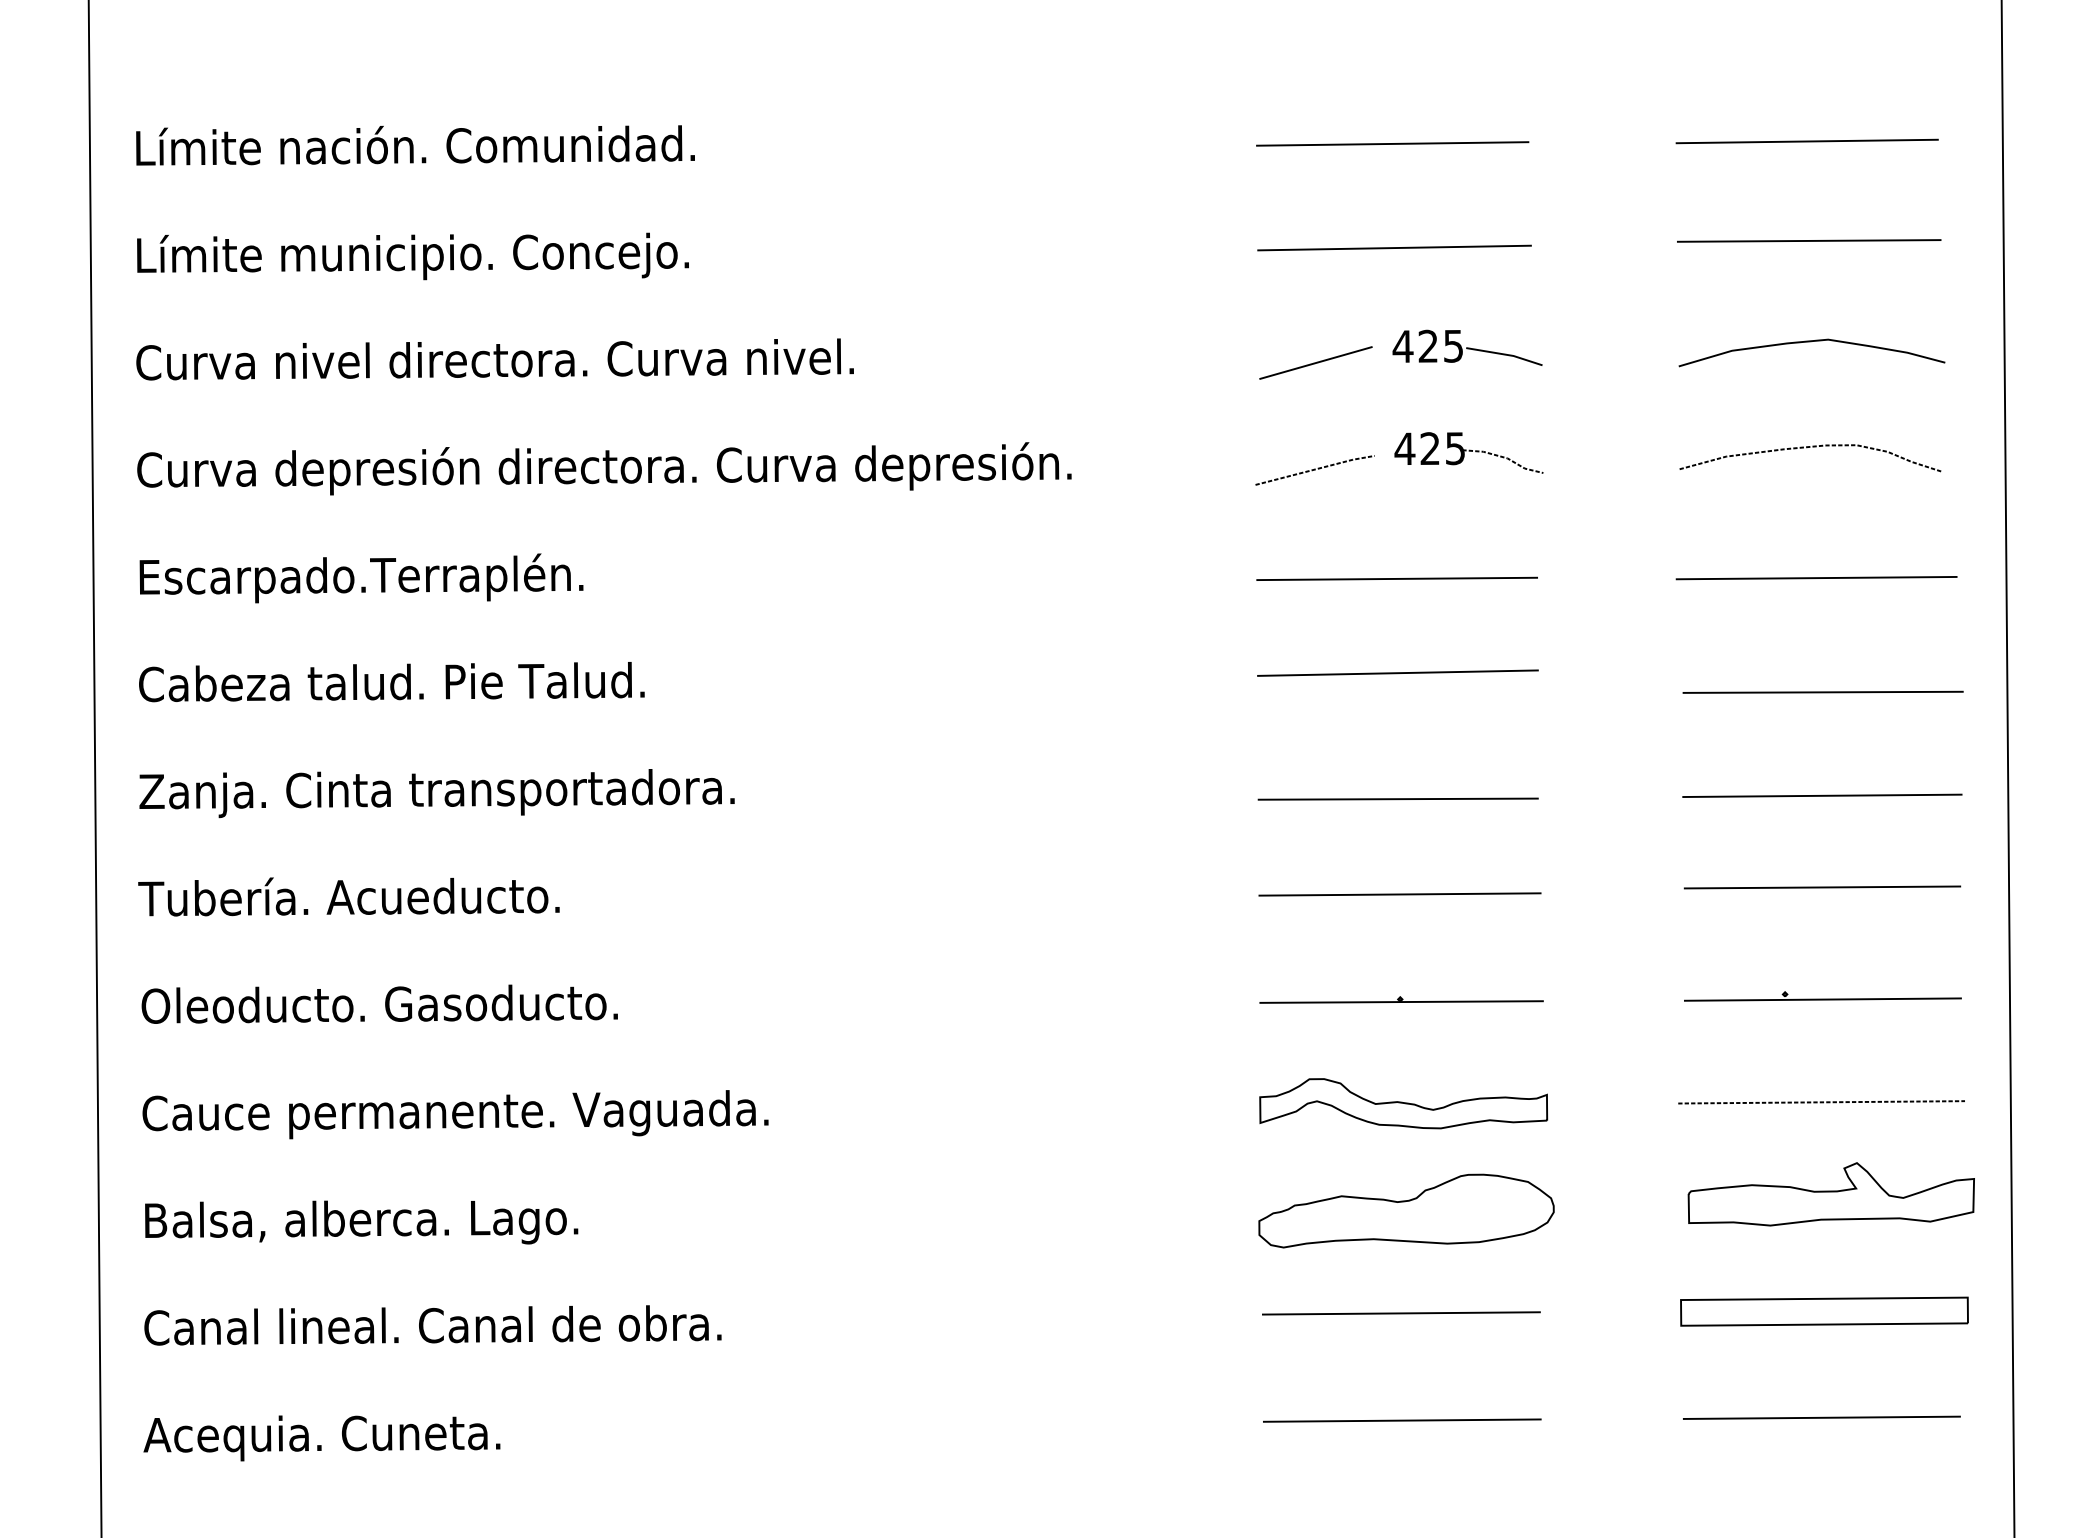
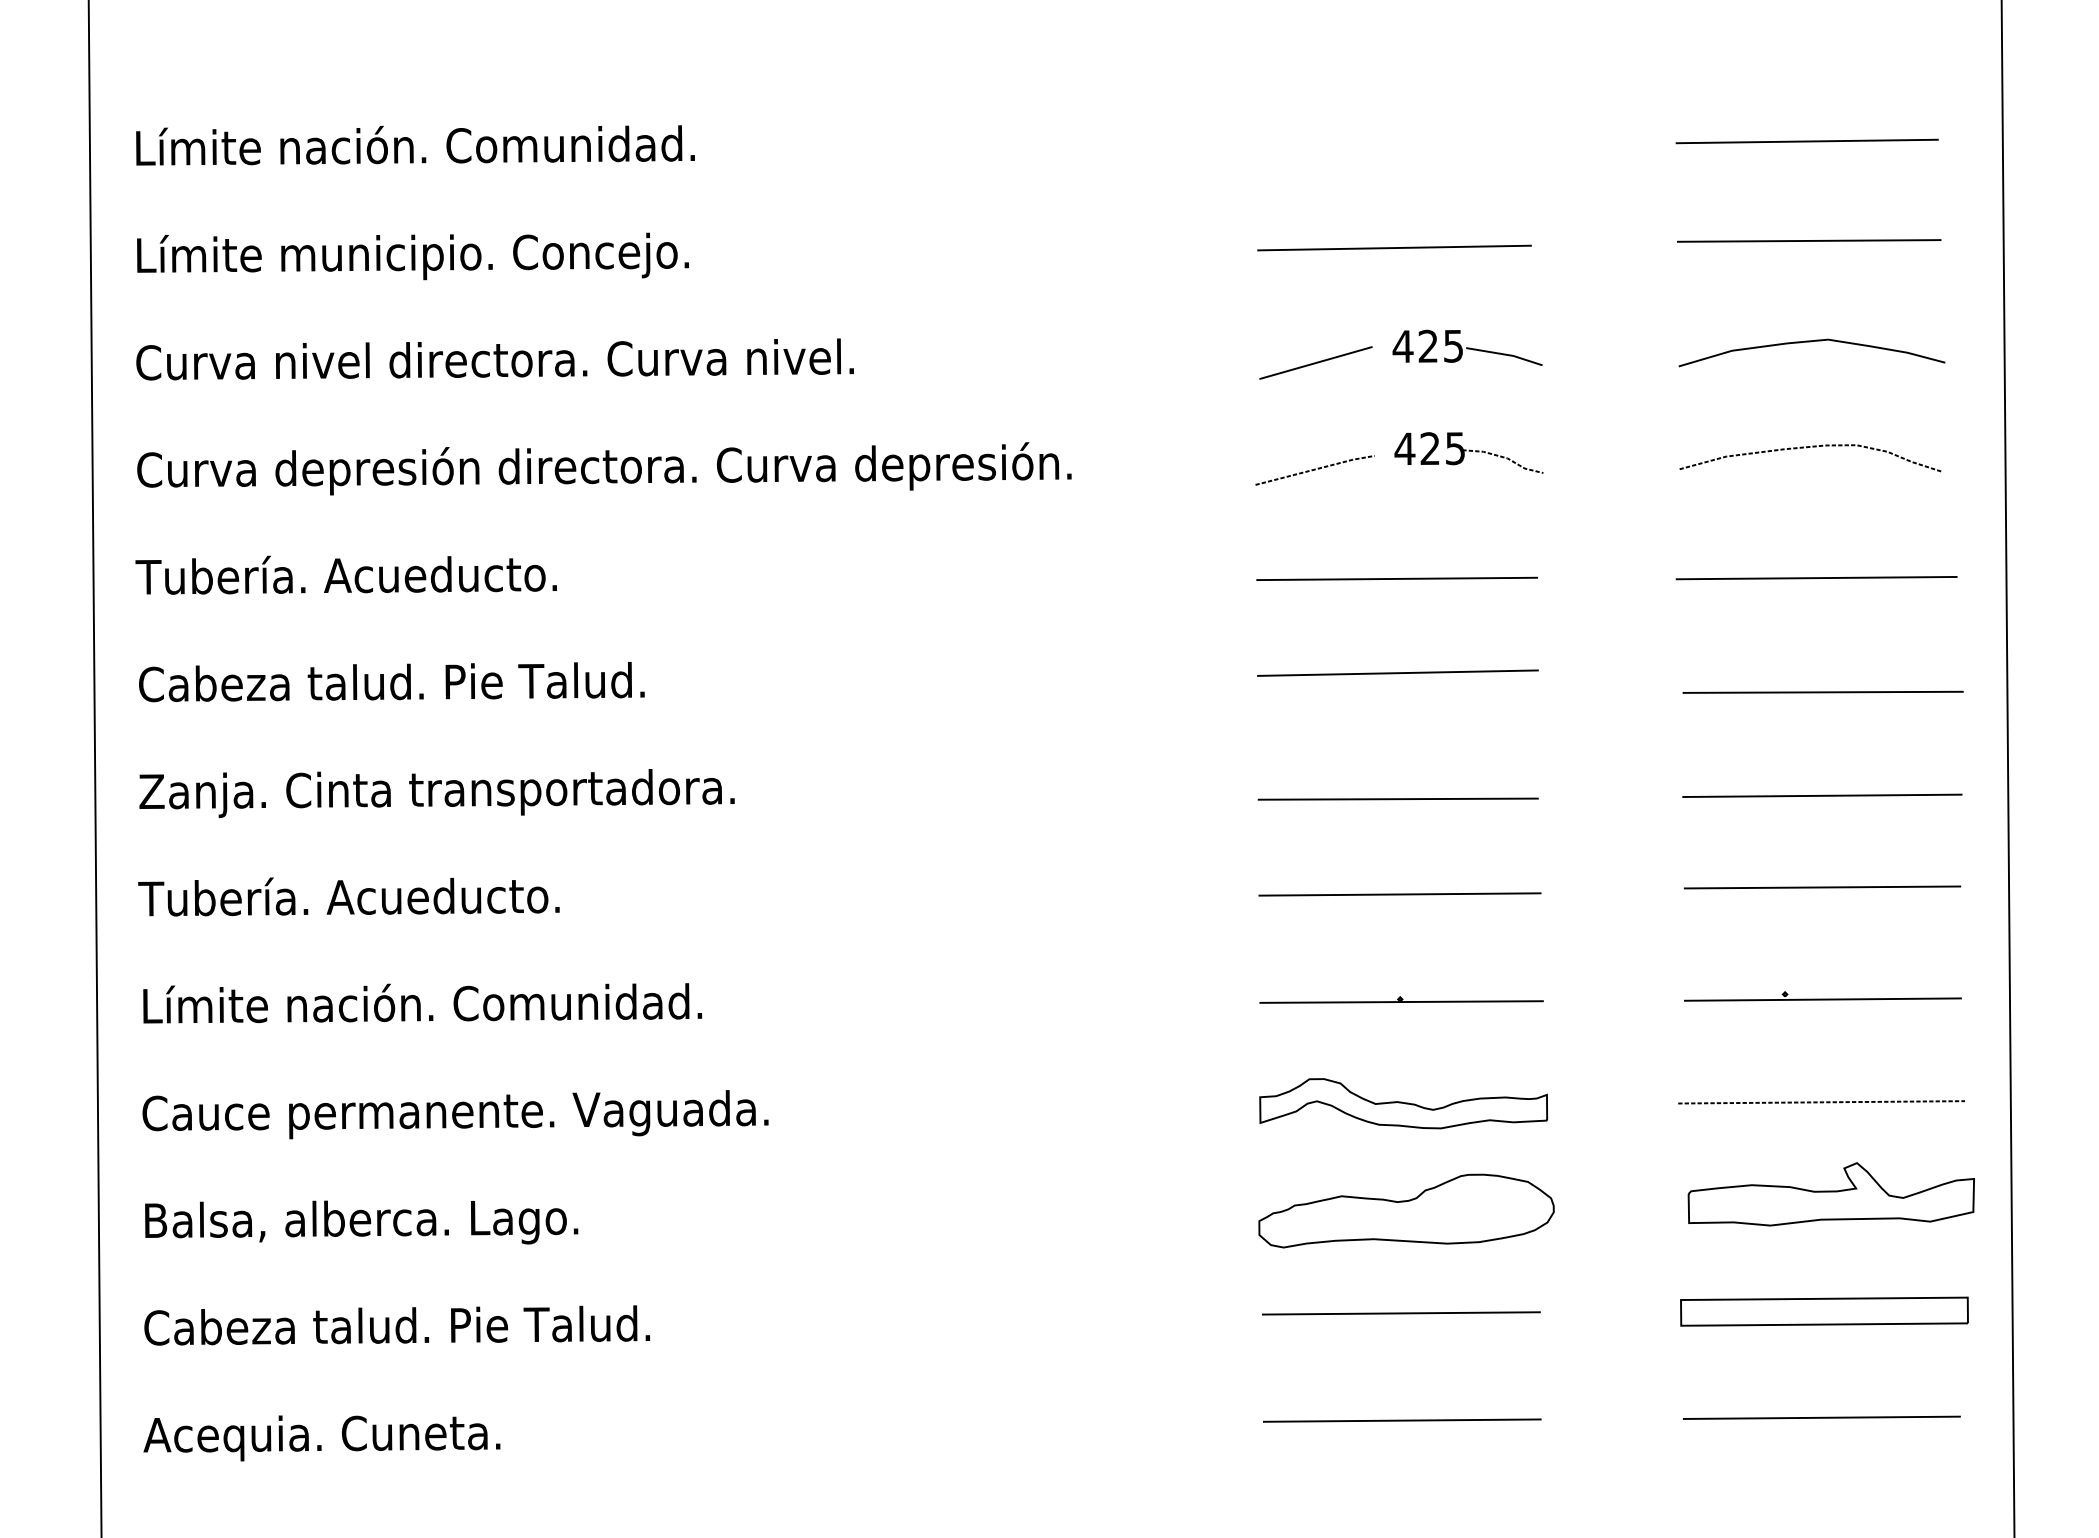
line: present -> none (1392, 143)
text: Escarpado.Terraplén. -> Tubería. Acueducto. (359, 578)
text: Oleoducto. Gasoducto. -> Límite nación. Comunidad. (421, 1003)
text: Canal lineal. Canal de obra. -> Cabeza talud. Pie Talud. (461, 1325)
